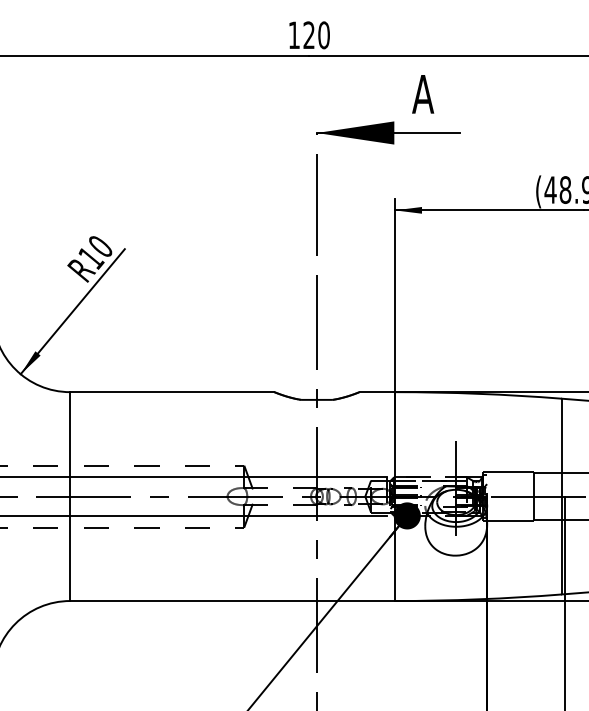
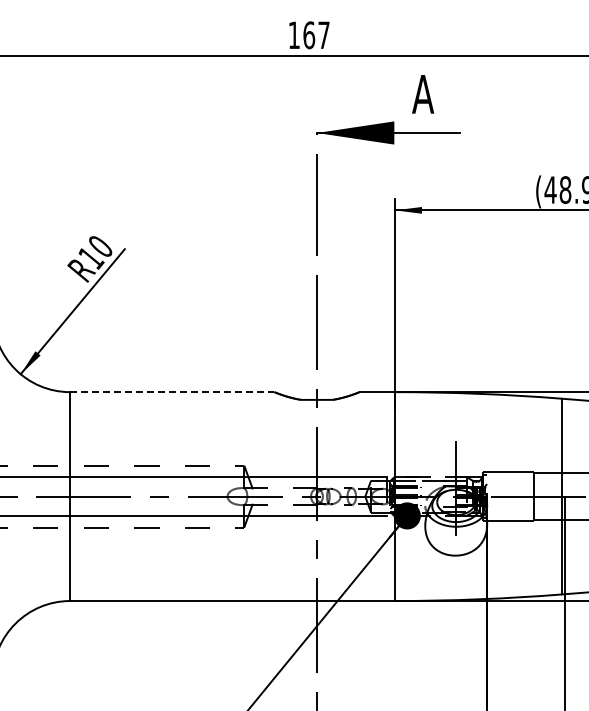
text: 120 -> 167 (316, 35)
line: solid -> dashed (172, 392)
